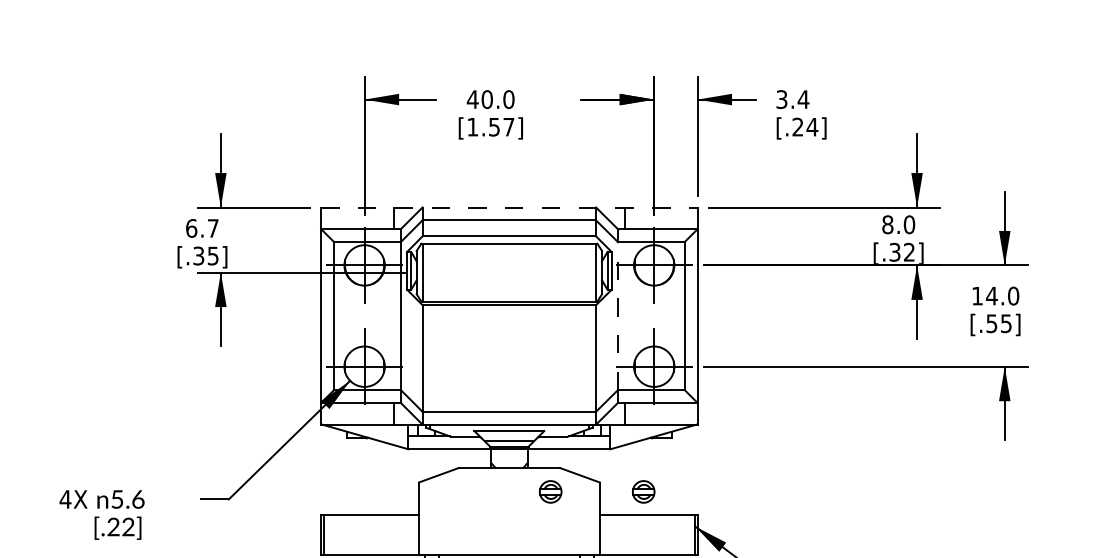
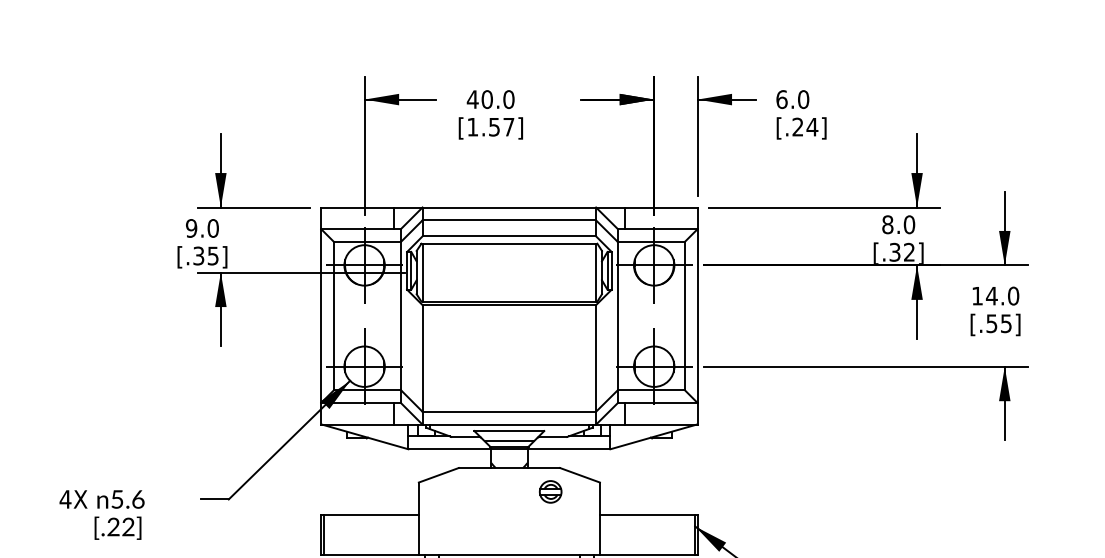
text: 3.4 -> 6.0 (792, 99)
line: dashed -> solid (509, 207)
text: 6.7 -> 9.0 (202, 228)
line: dashed -> solid (617, 315)
part: present -> none (643, 491)
